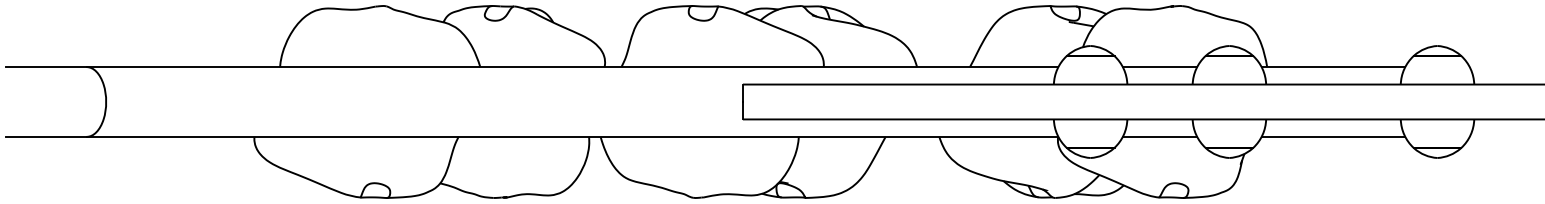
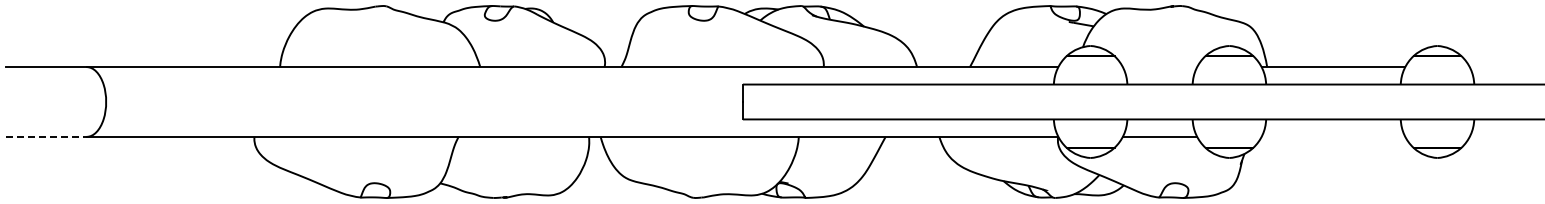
line: present -> none (1159, 67)
line: solid -> dashed (46, 136)
line: present -> none (1333, 136)
